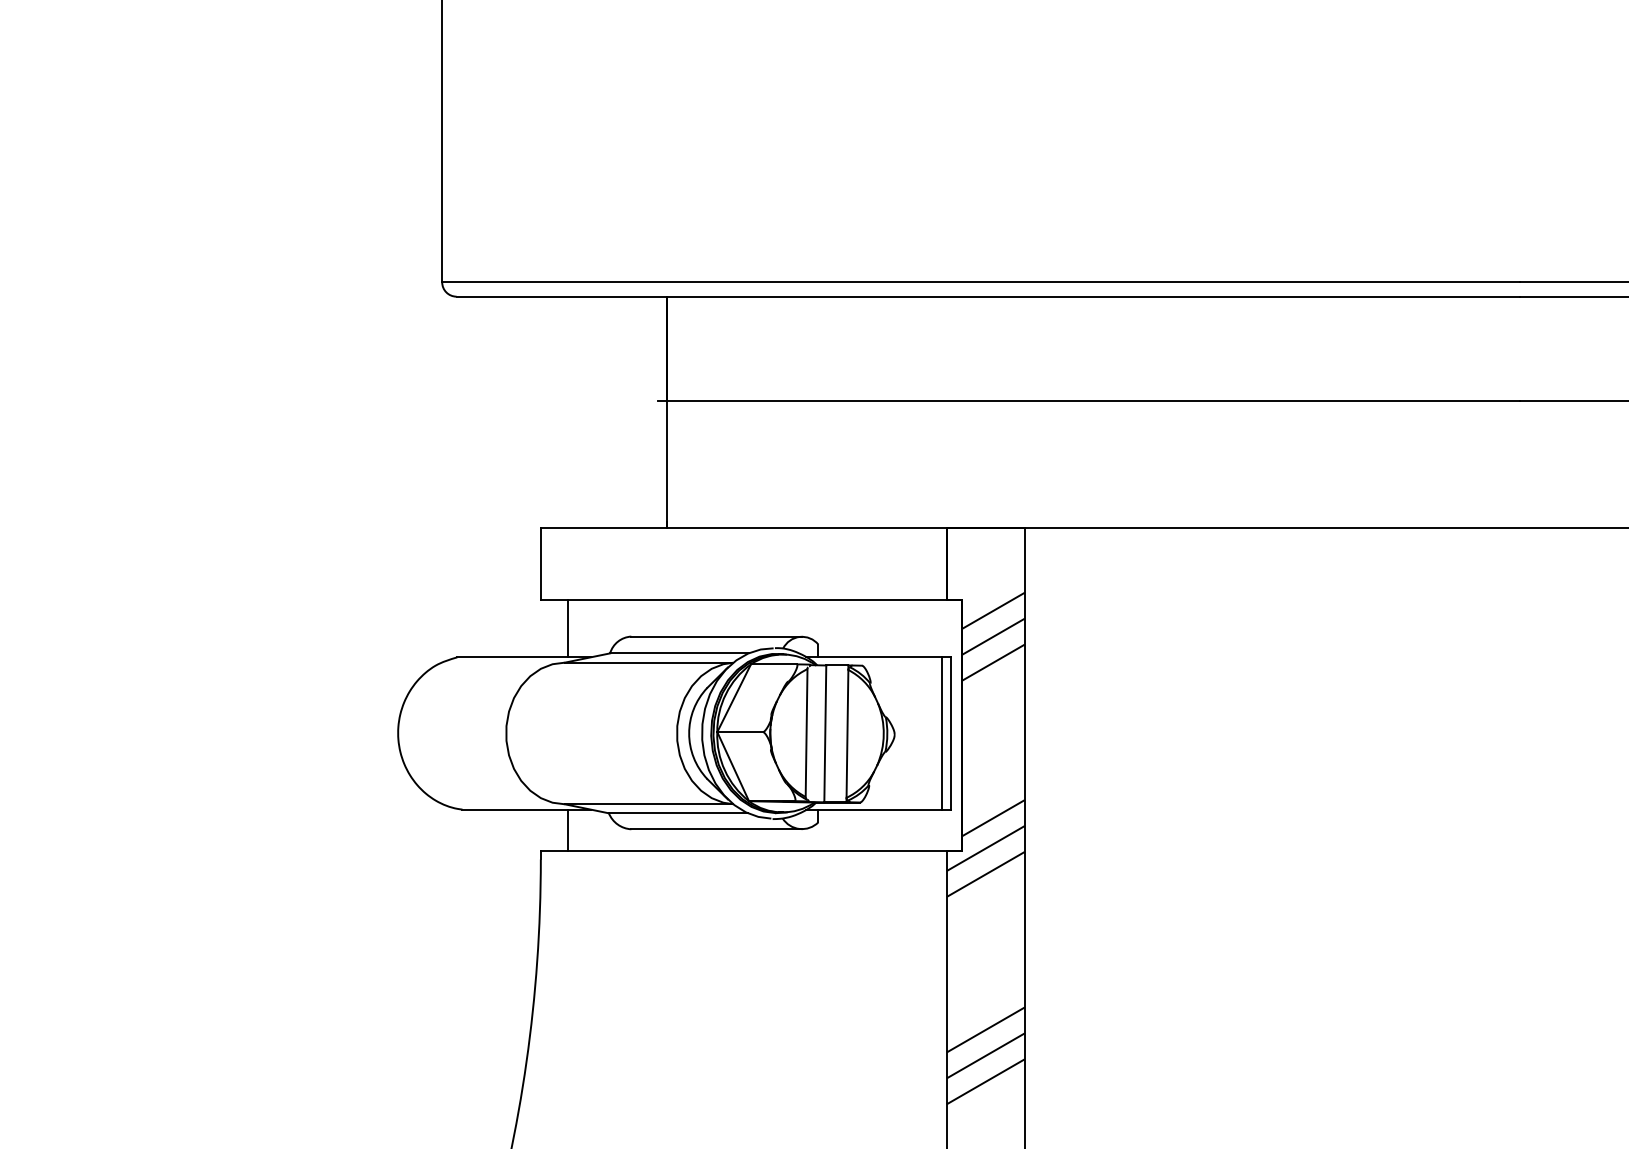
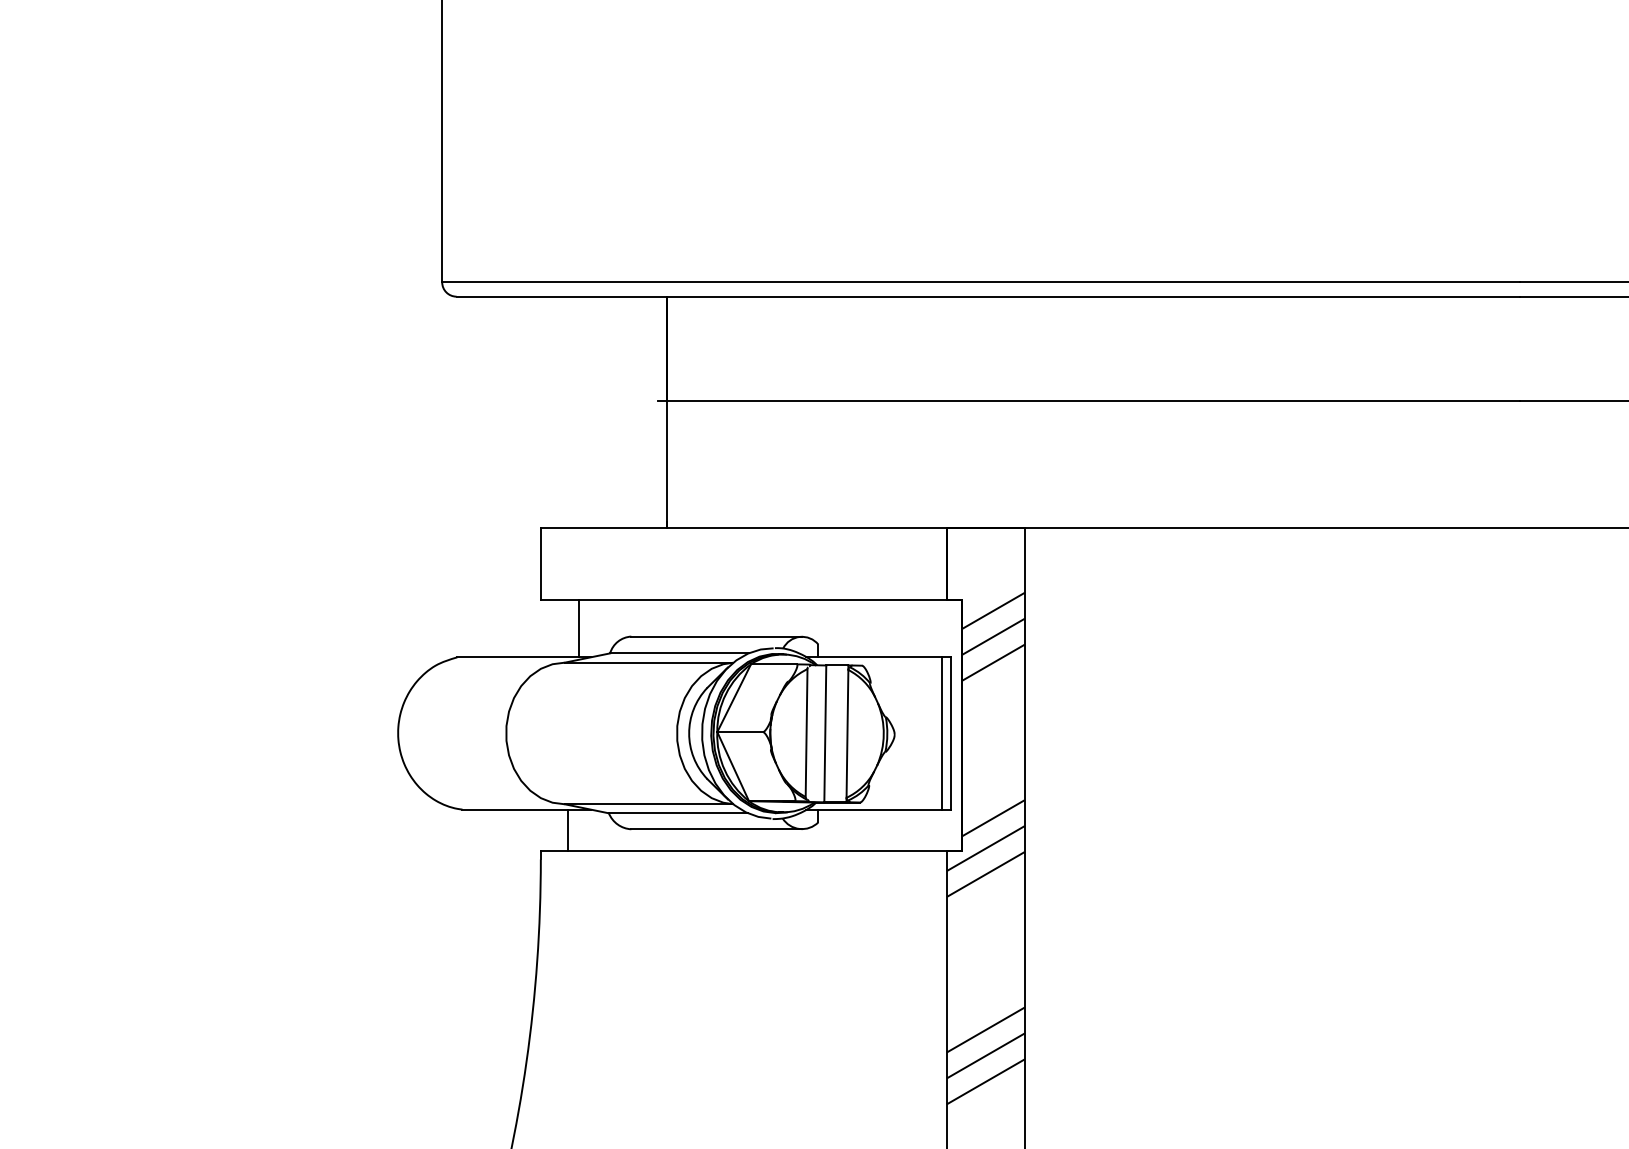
line position: (567, 628) -> (578, 628) (578, 628)
